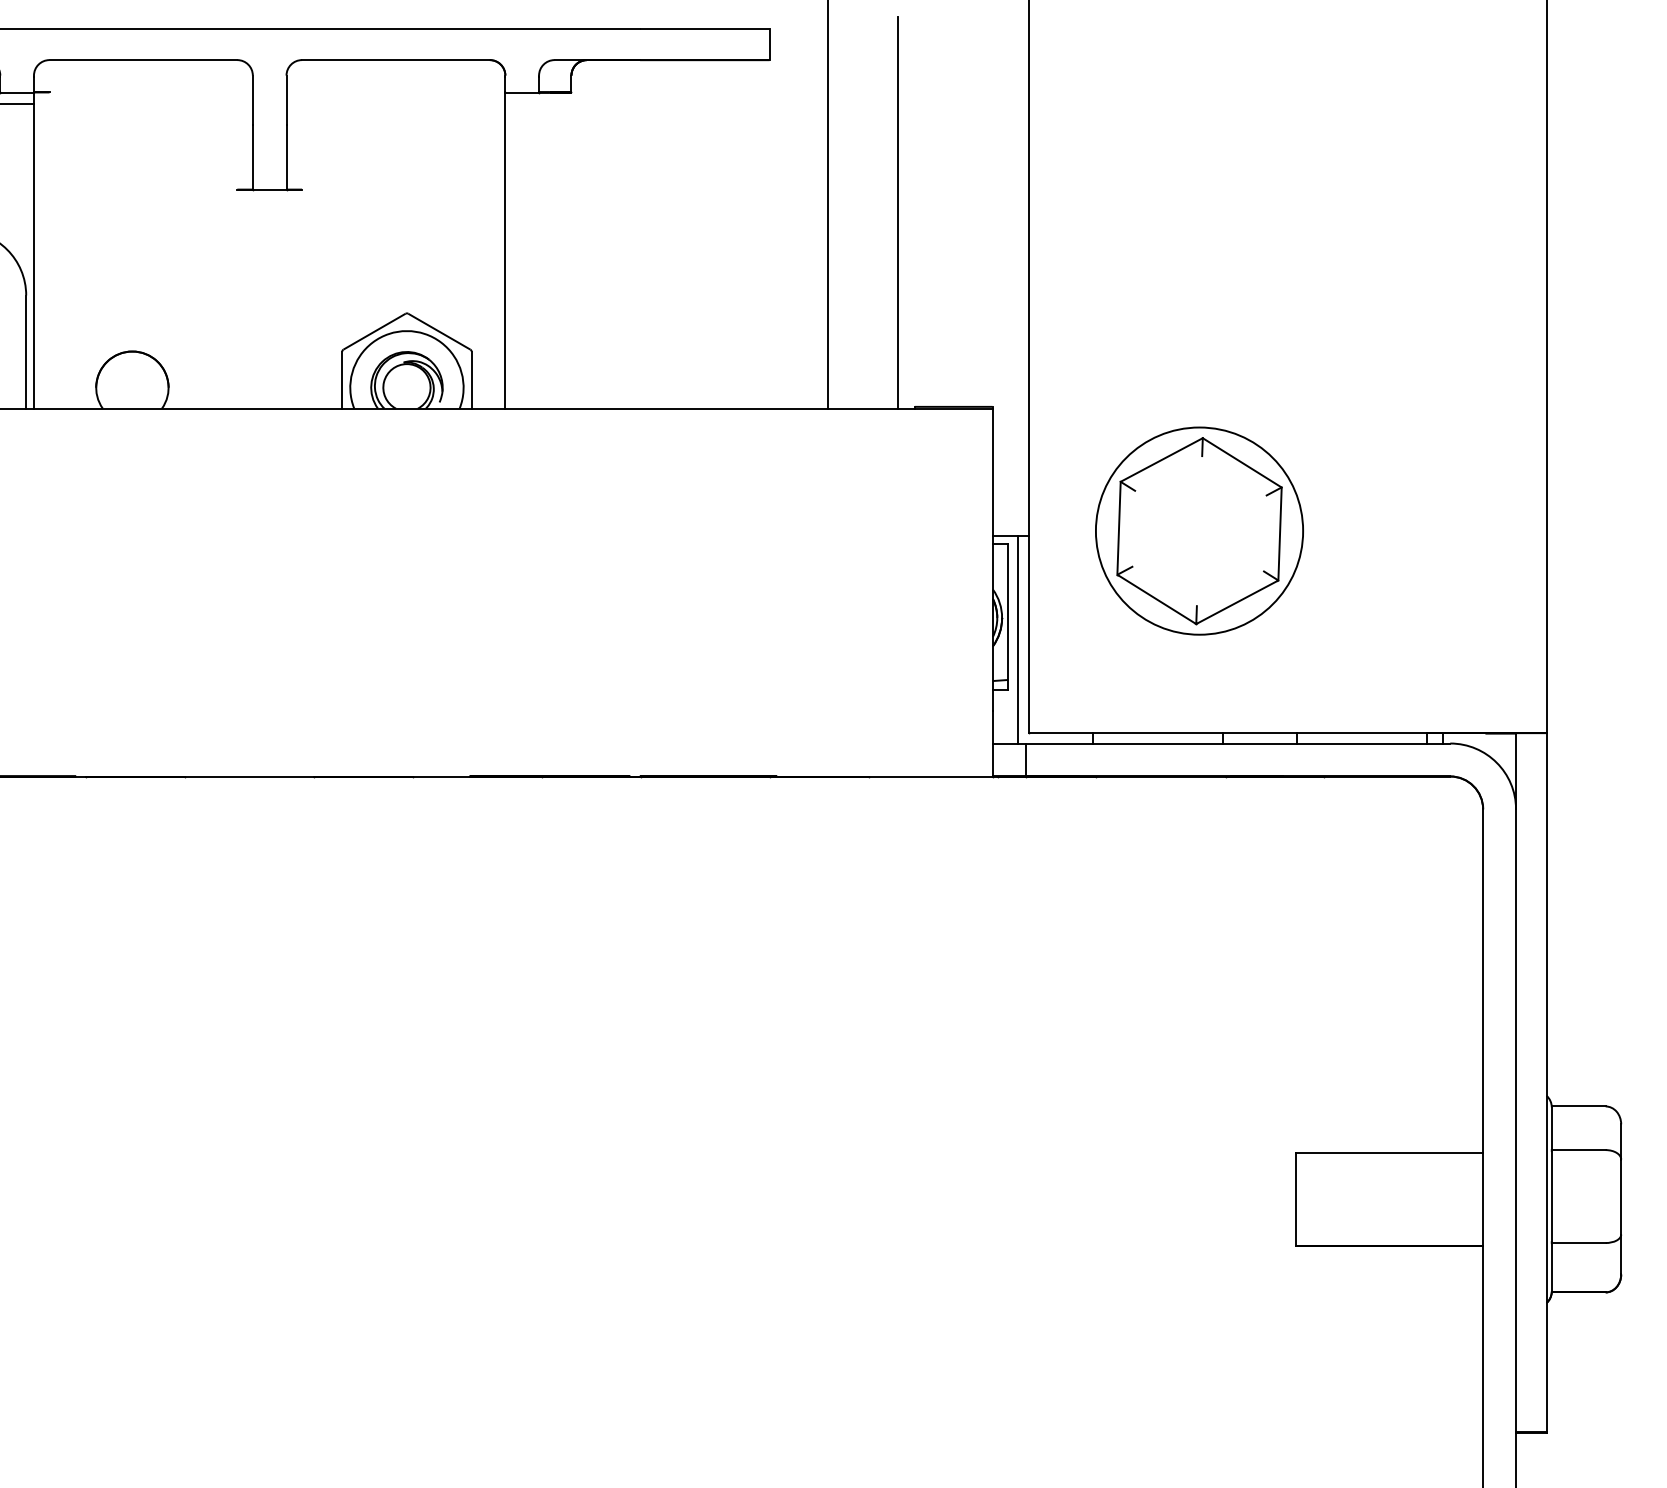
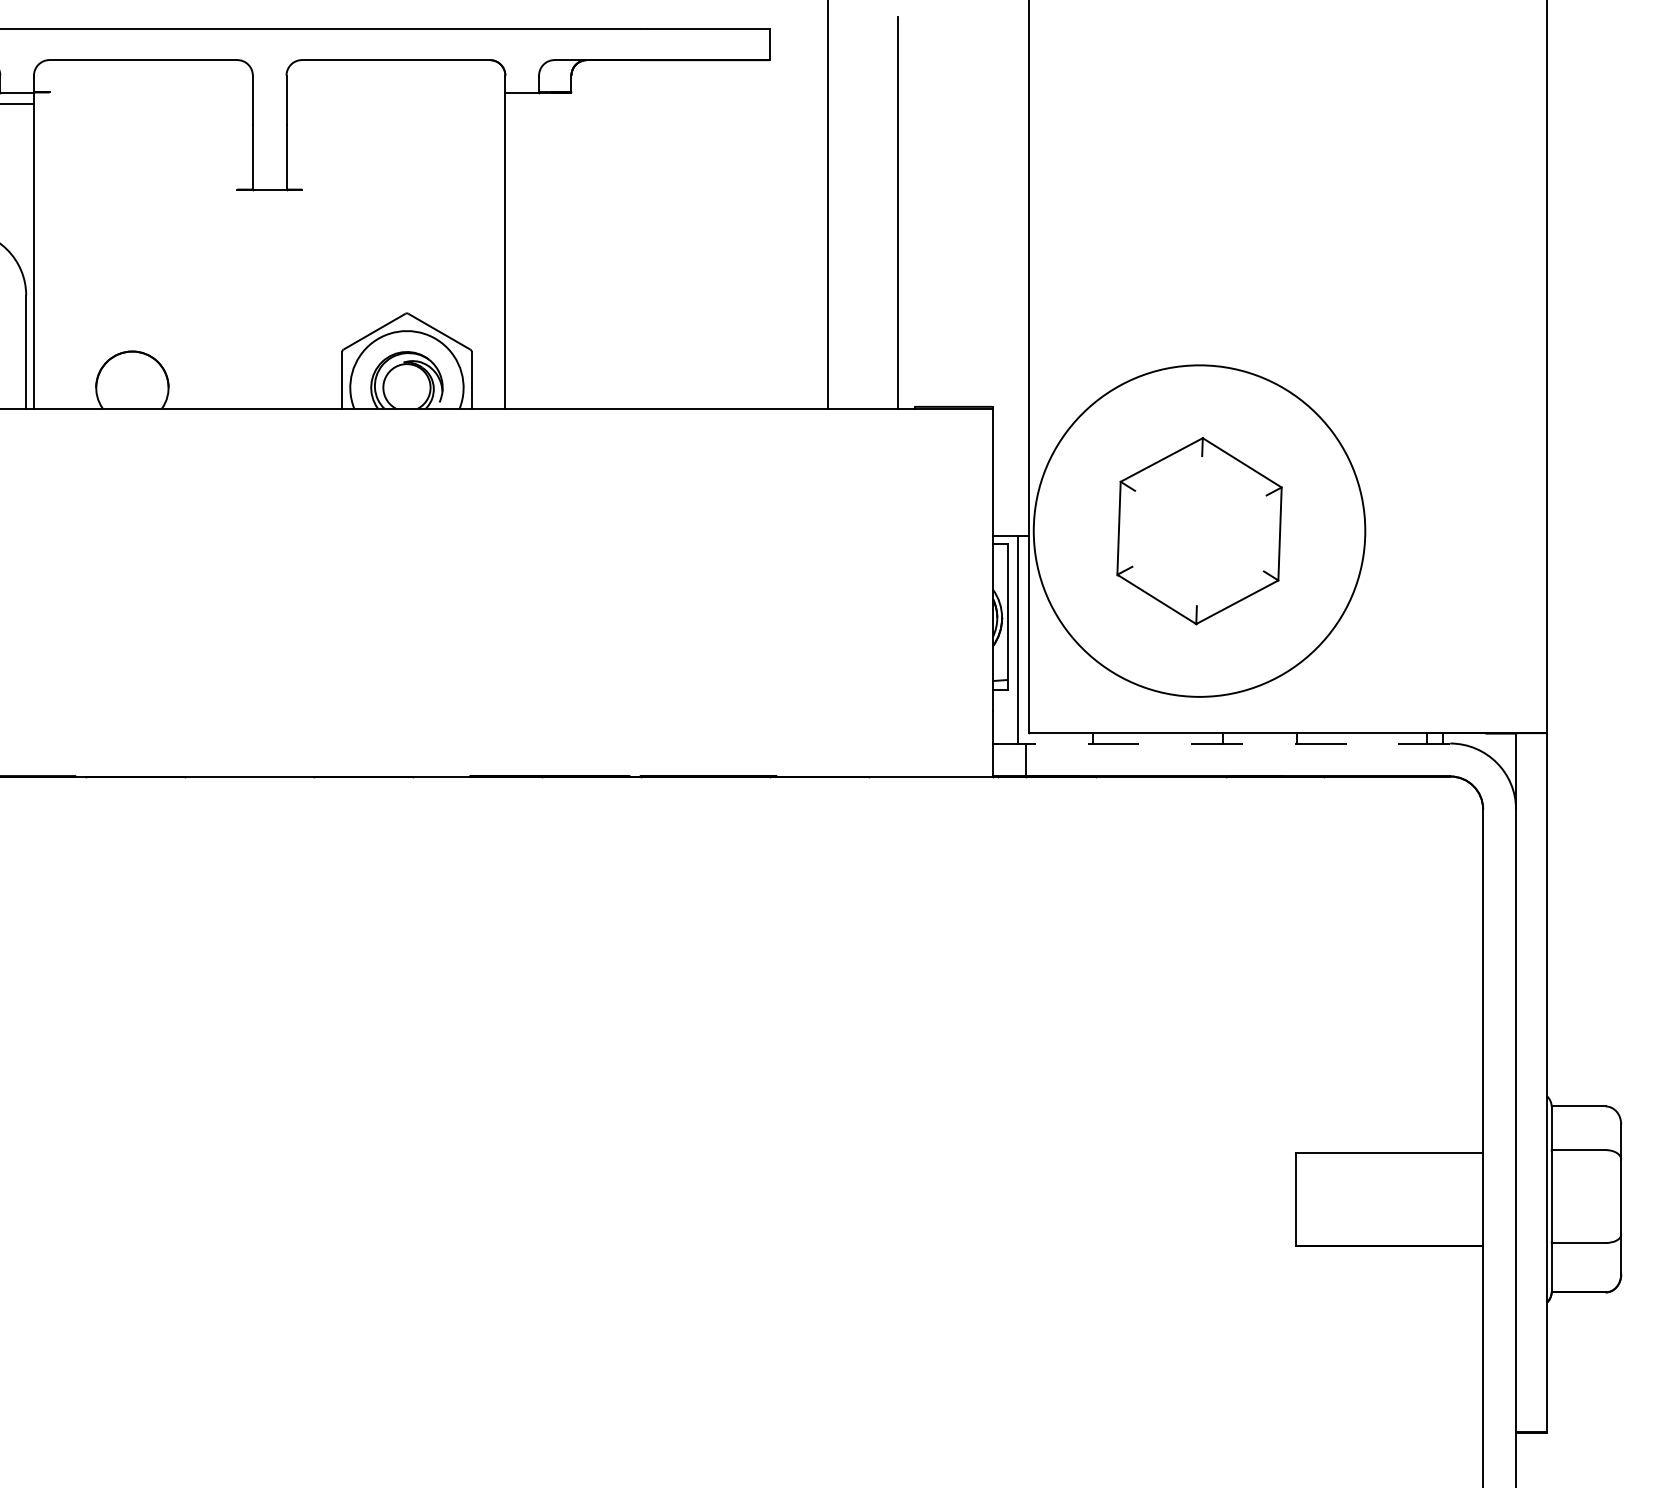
circle diameter: 207 px -> 332 px (1199, 530)
line: solid -> dashed (1237, 743)
